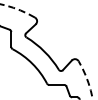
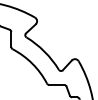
arc: dashed -> solid (17, 9)
arc: dashed -> solid (87, 79)
